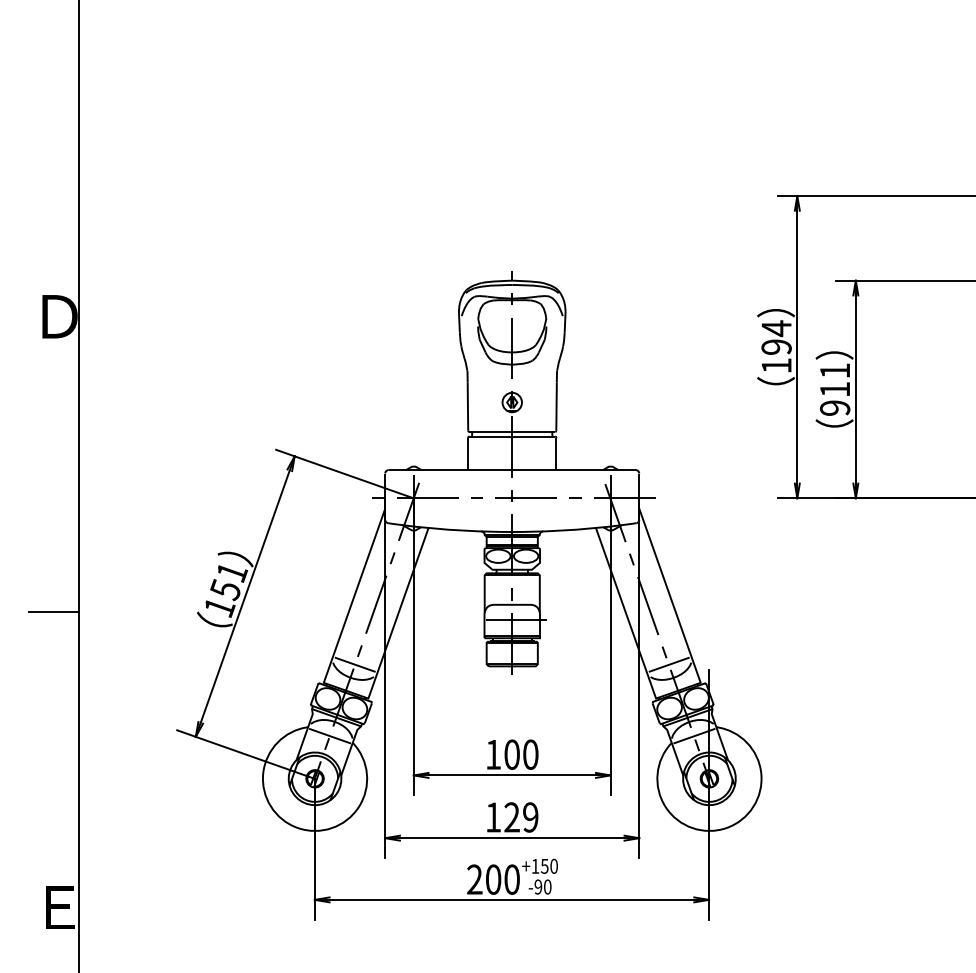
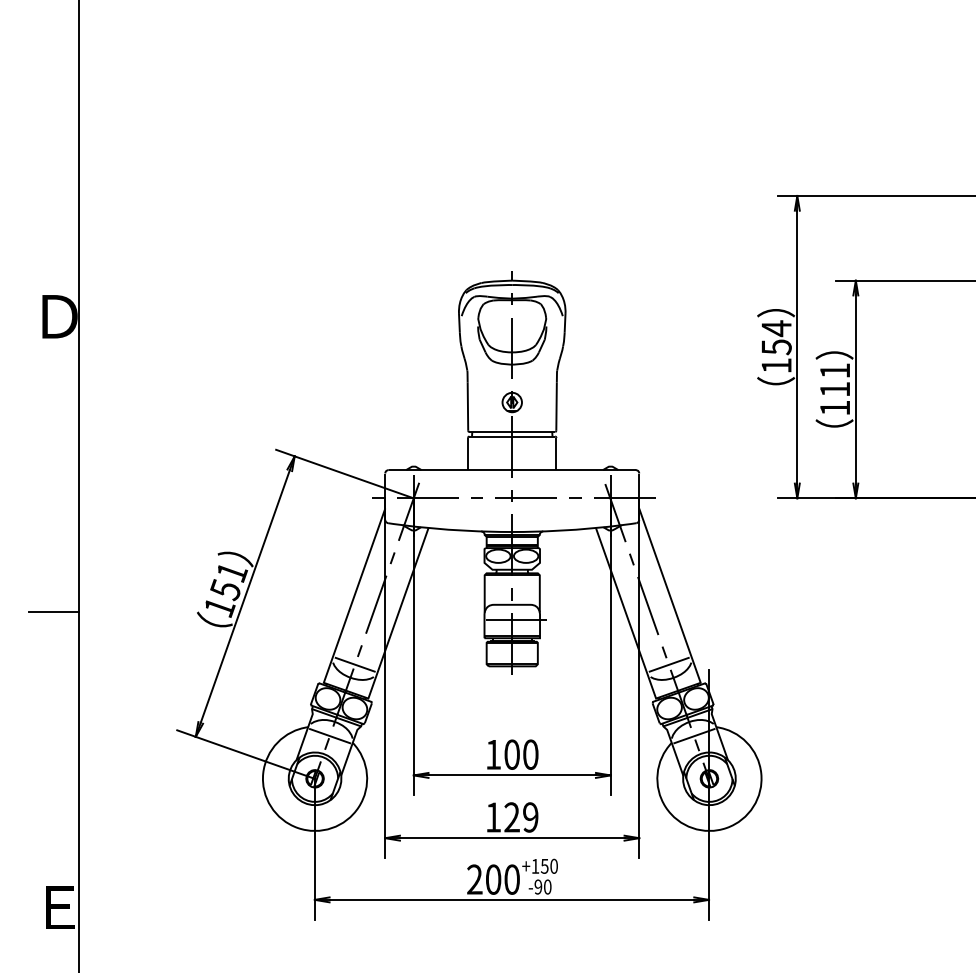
text: 194 -> 154 (776, 347)
text: 911 -> 111 (834, 407)
